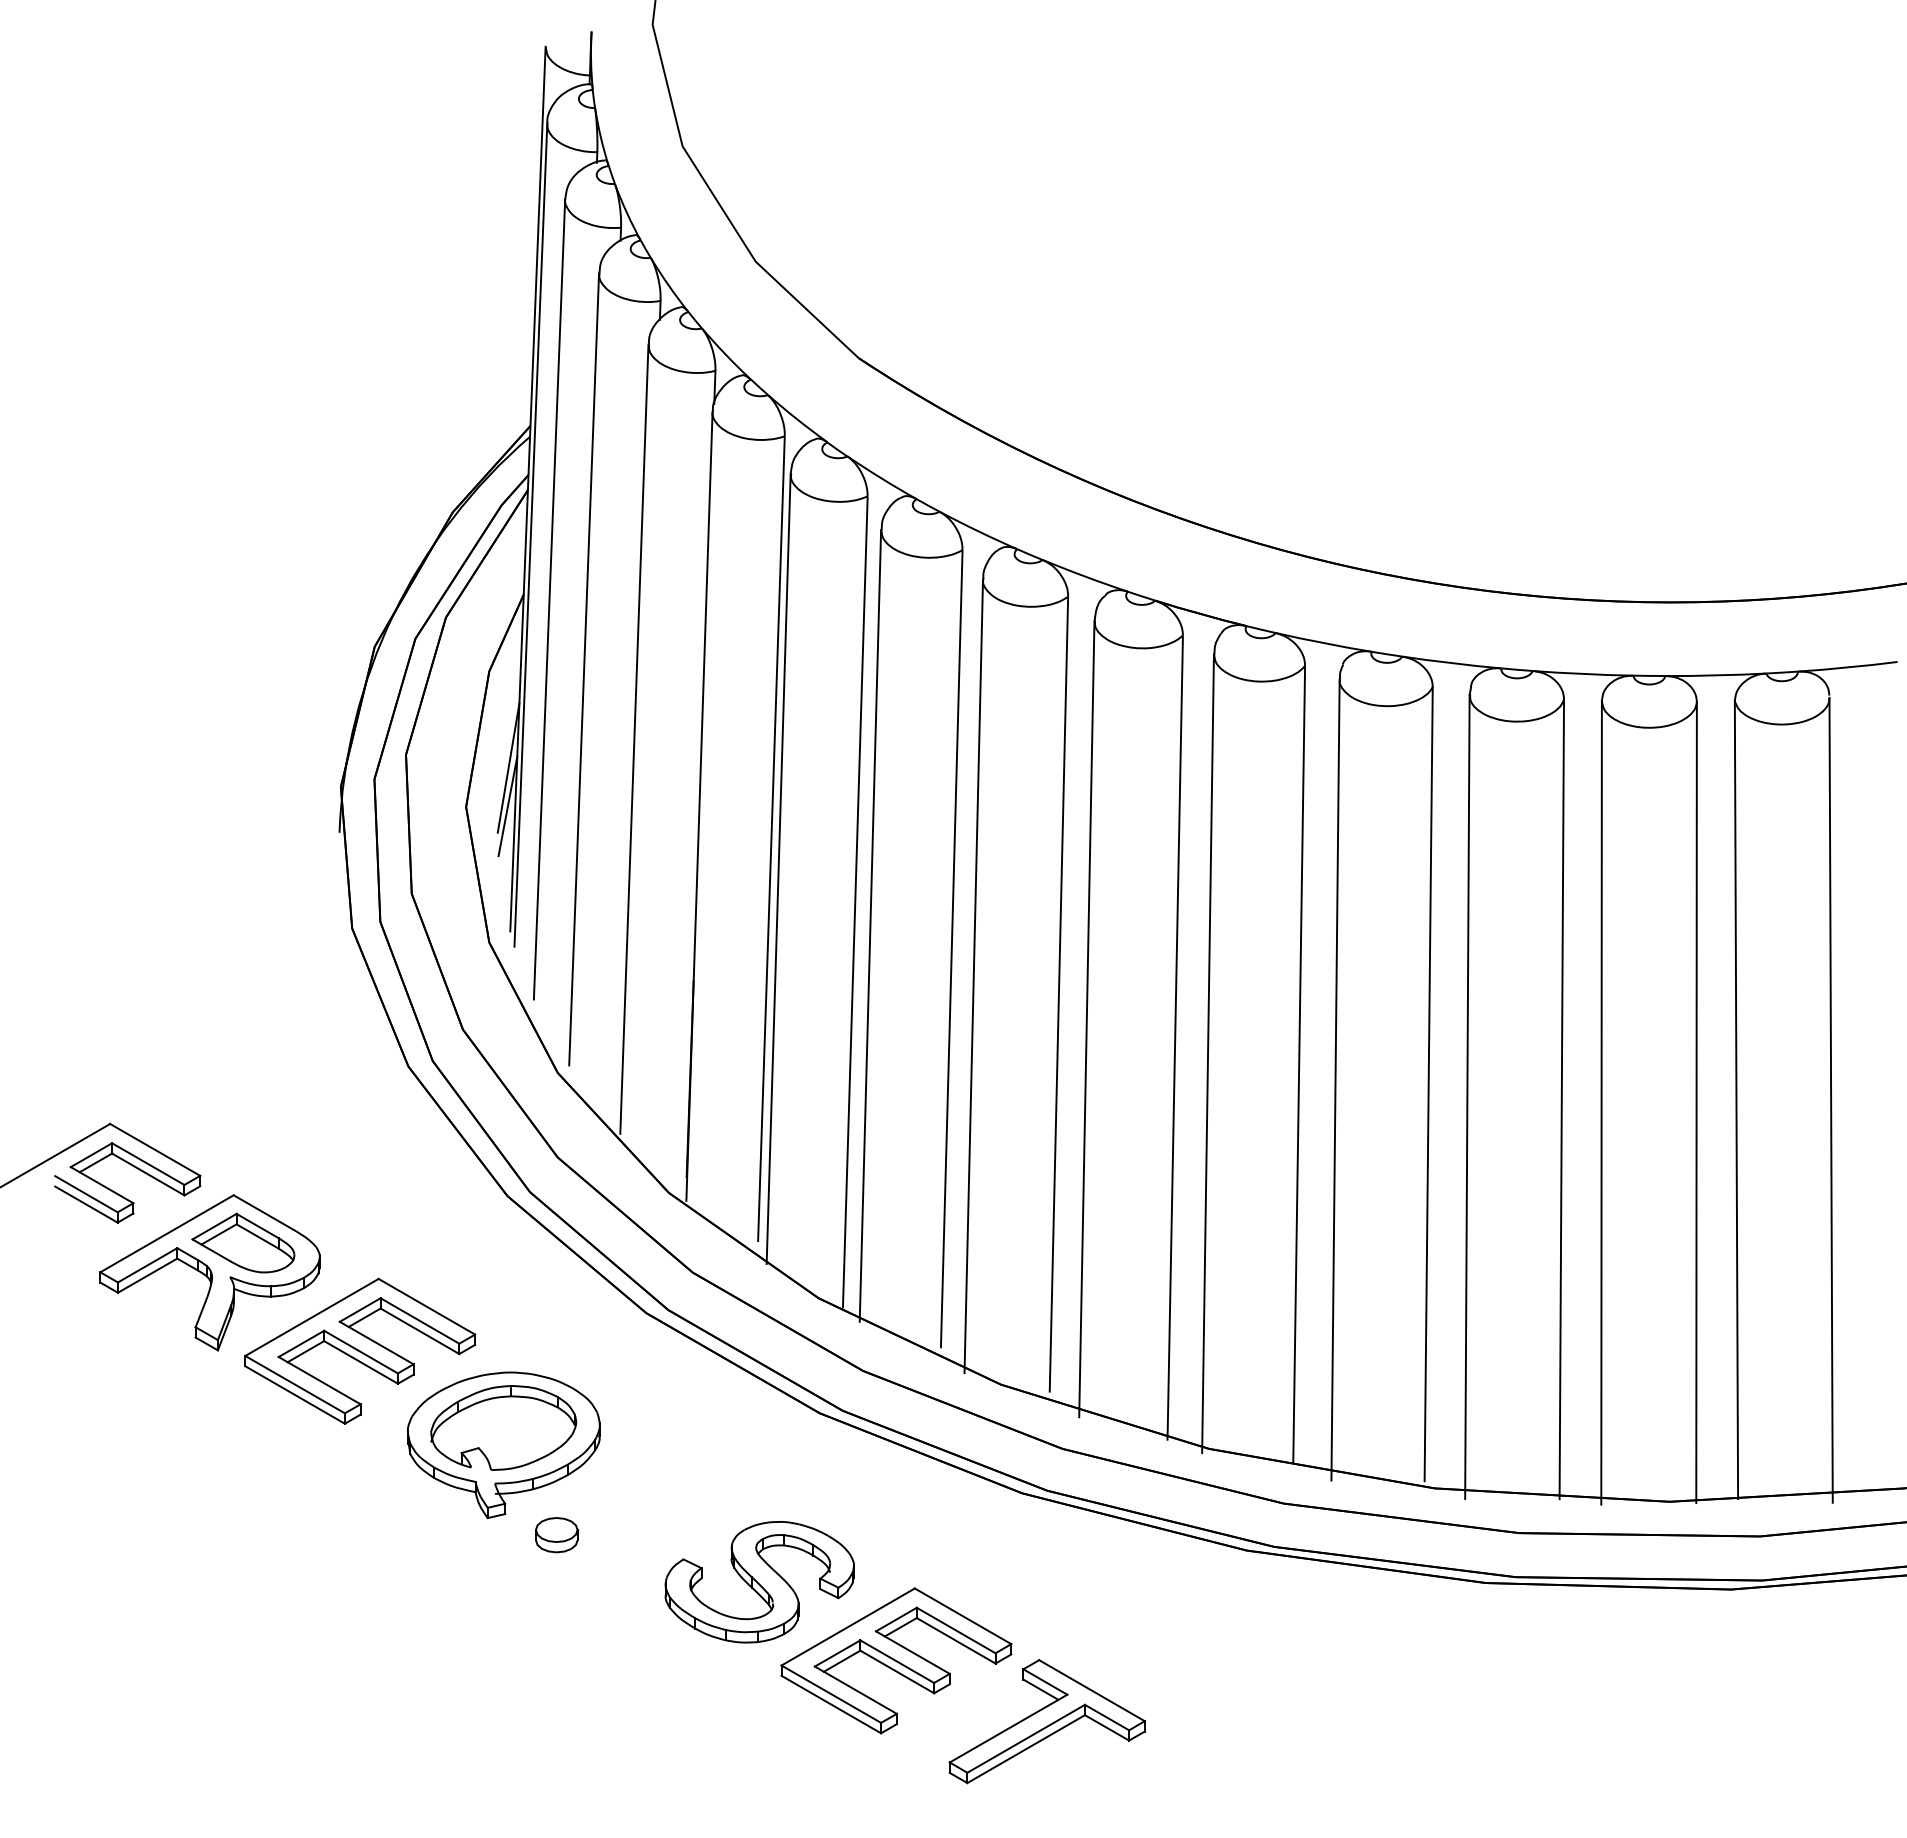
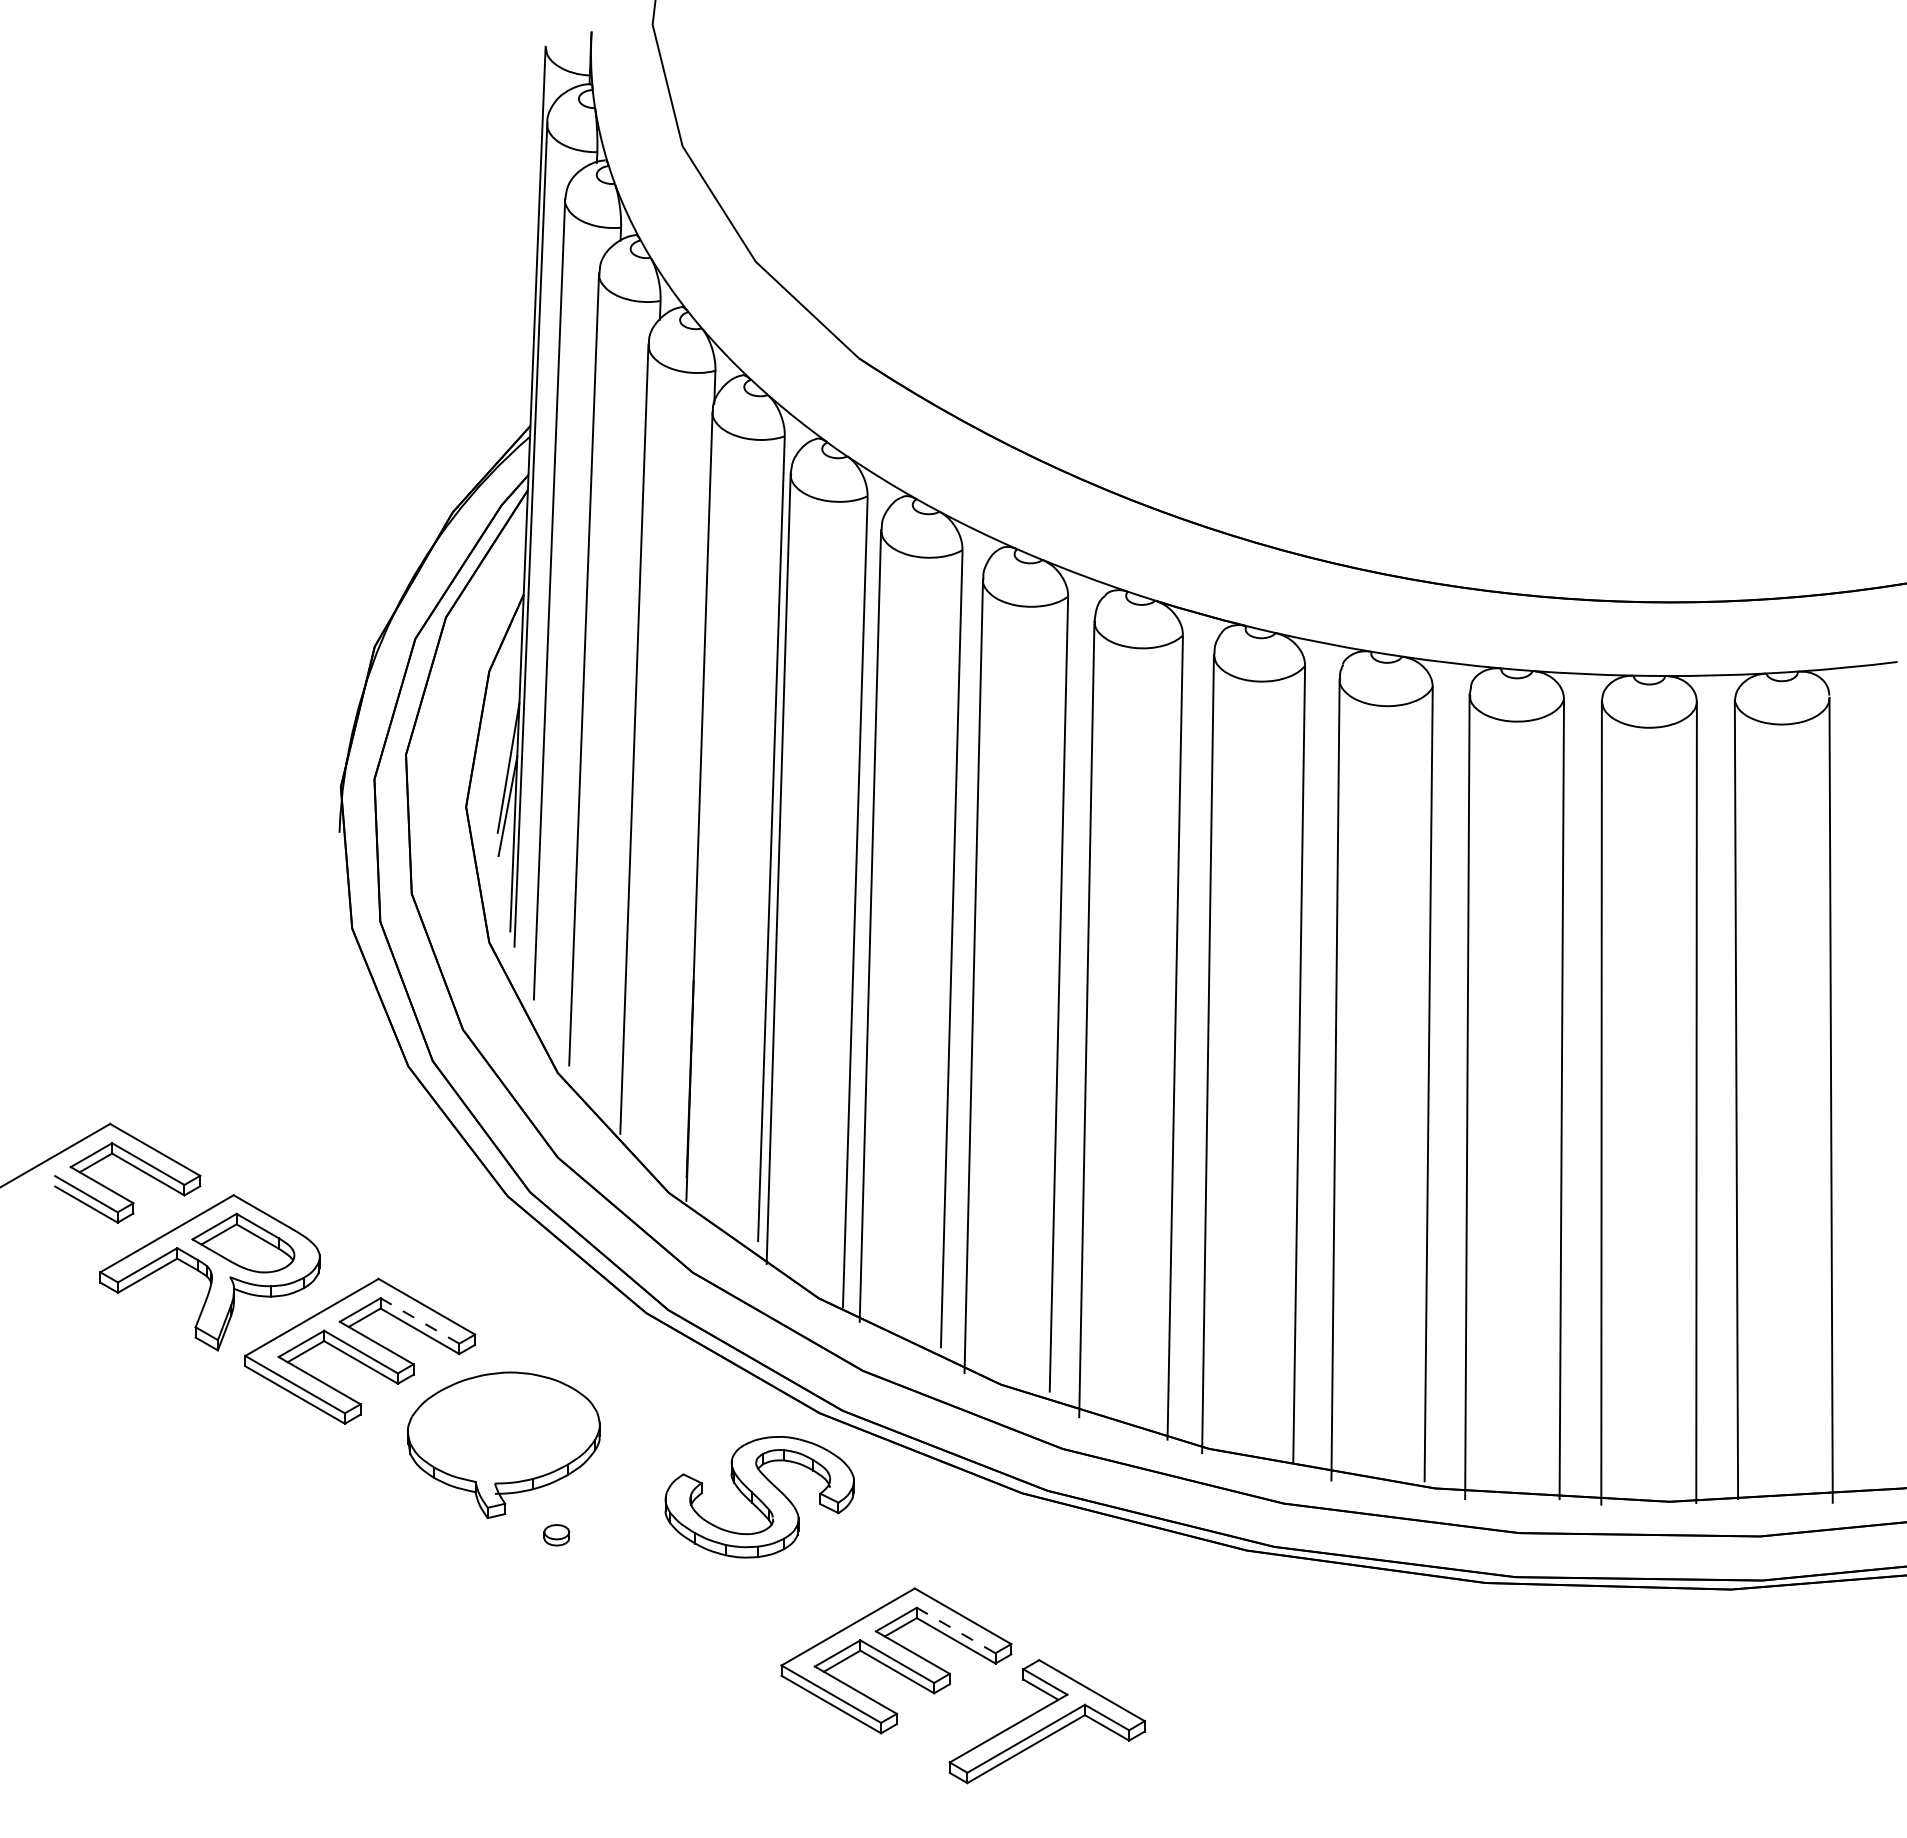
line: solid -> dashed (419, 1320)
part: present -> none (503, 1427)
part size: 44x37 px -> 28x23 px (556, 1535)
part position: (759, 1582) -> (759, 1497) (759, 1497)
line: solid -> dashed (955, 1630)
